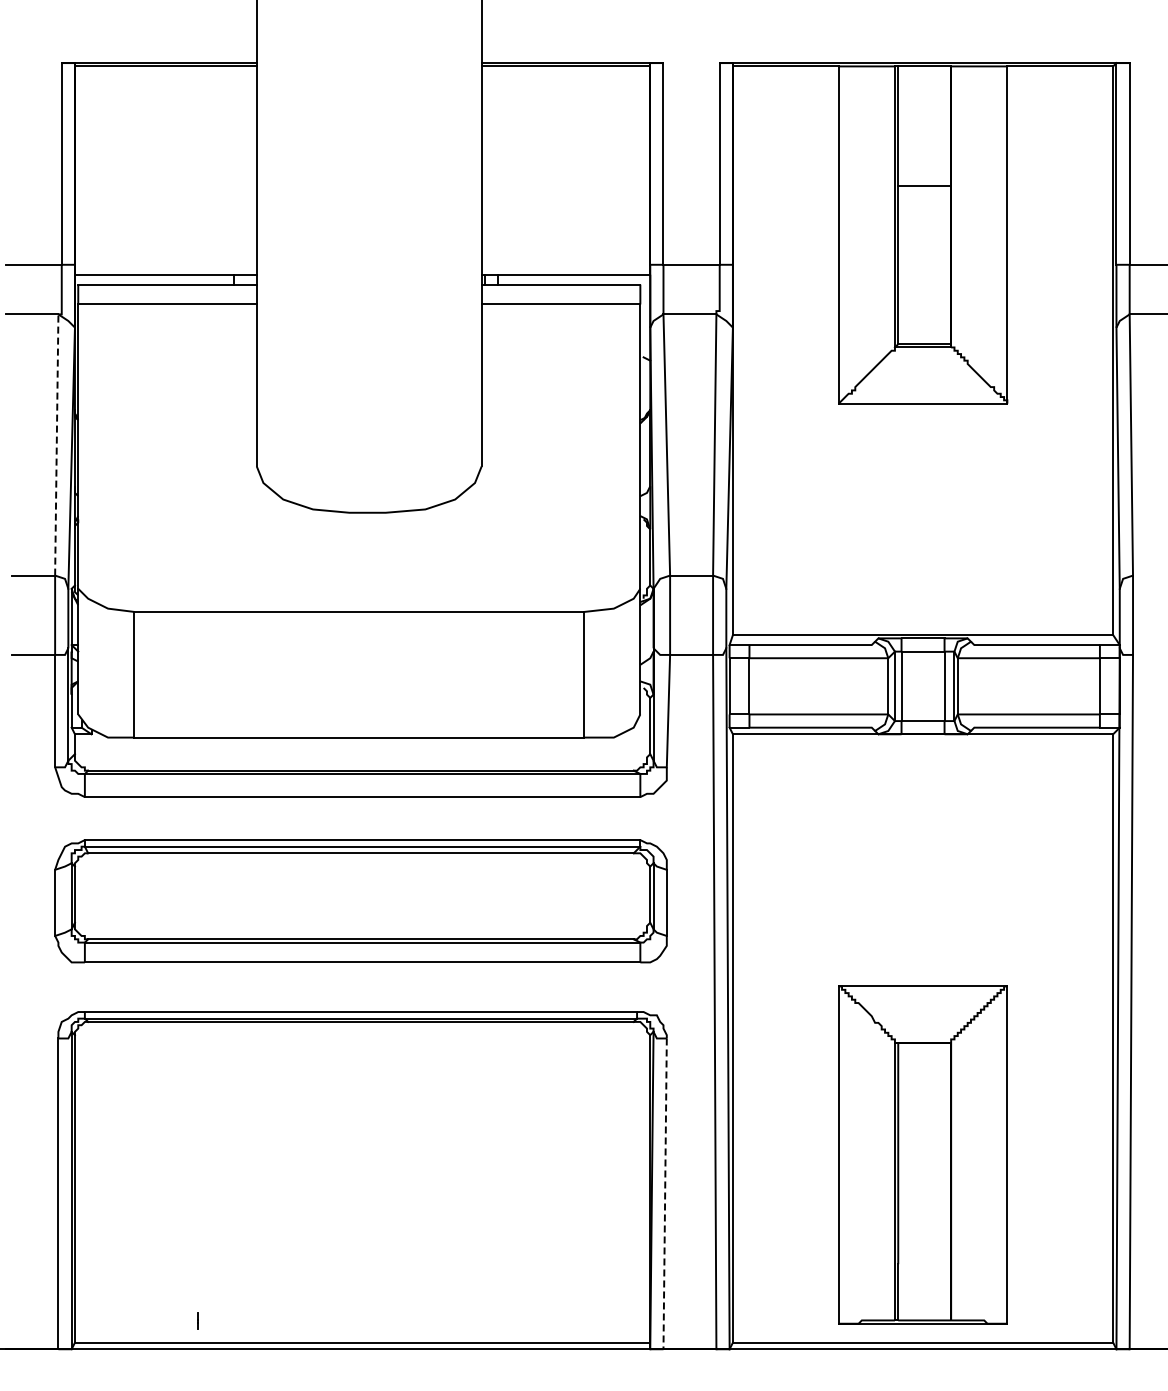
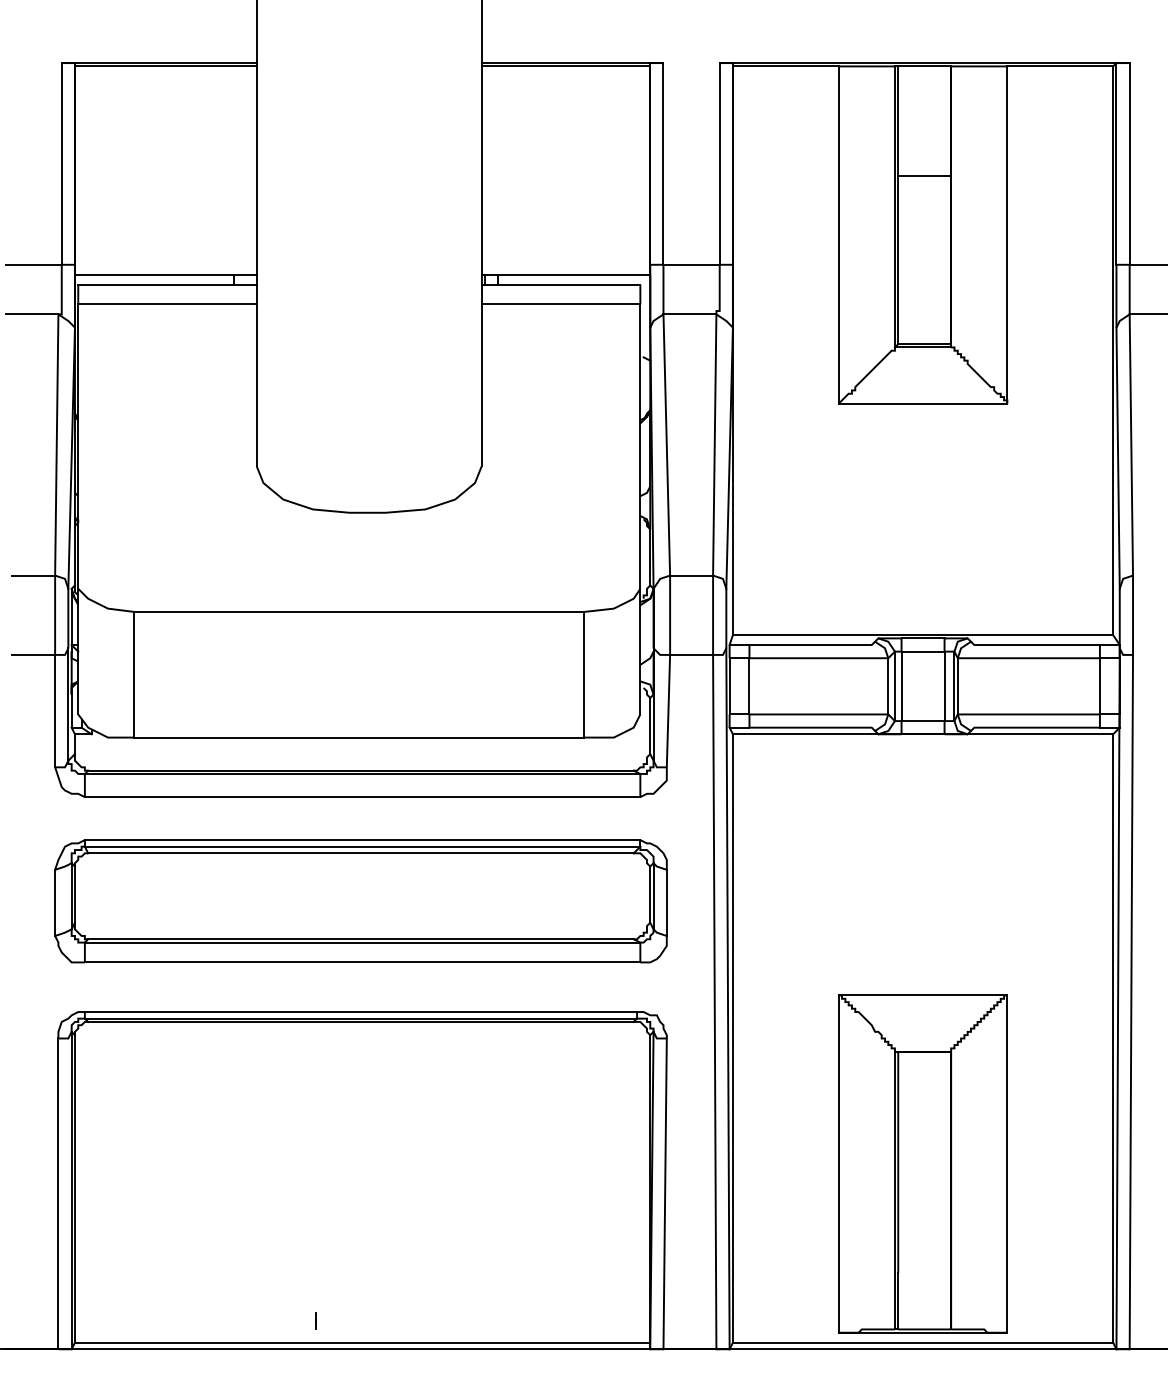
line position: (924, 185) -> (924, 175) (924, 175)
line: dashed -> solid (56, 444)
part position: (922, 1154) -> (922, 1163) (922, 1163)
line: dashed -> solid (665, 1194)
line position: (197, 1320) -> (315, 1320) (315, 1320)
